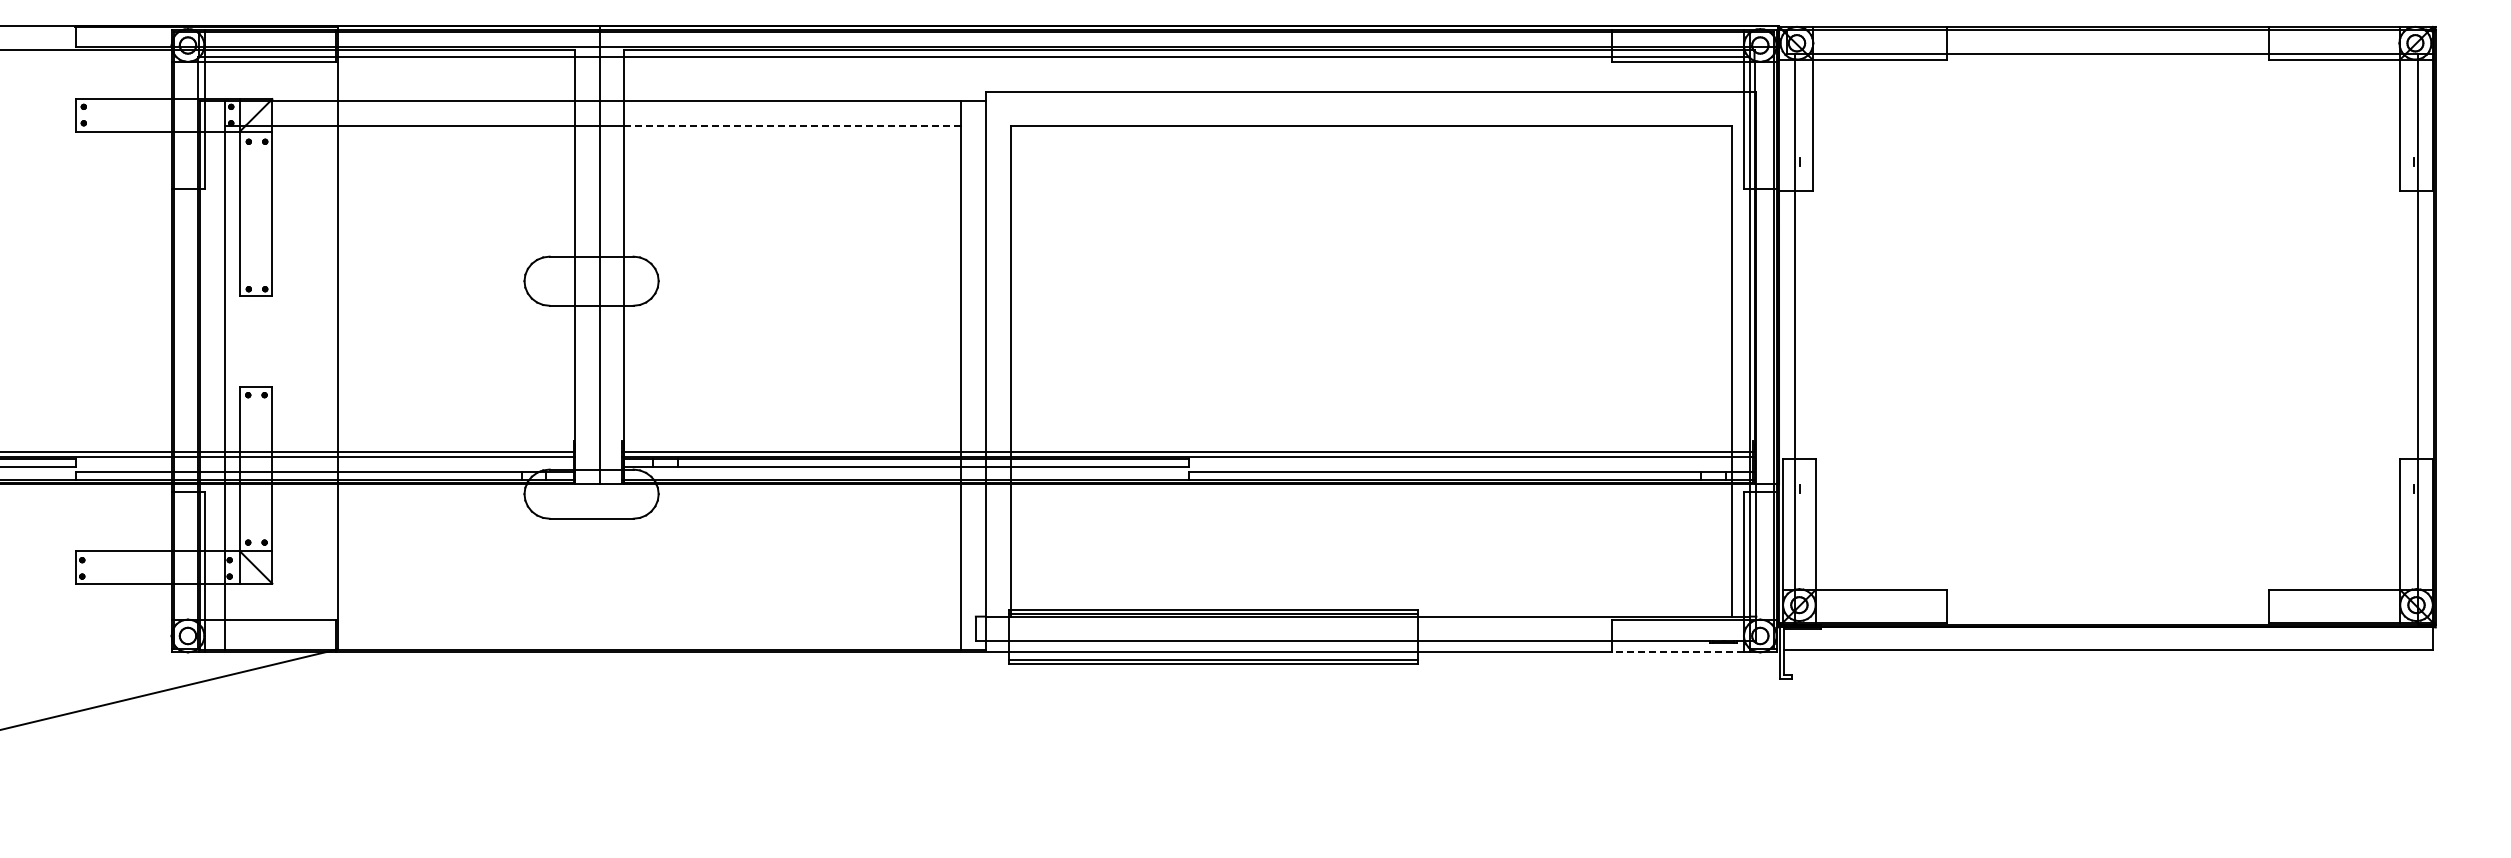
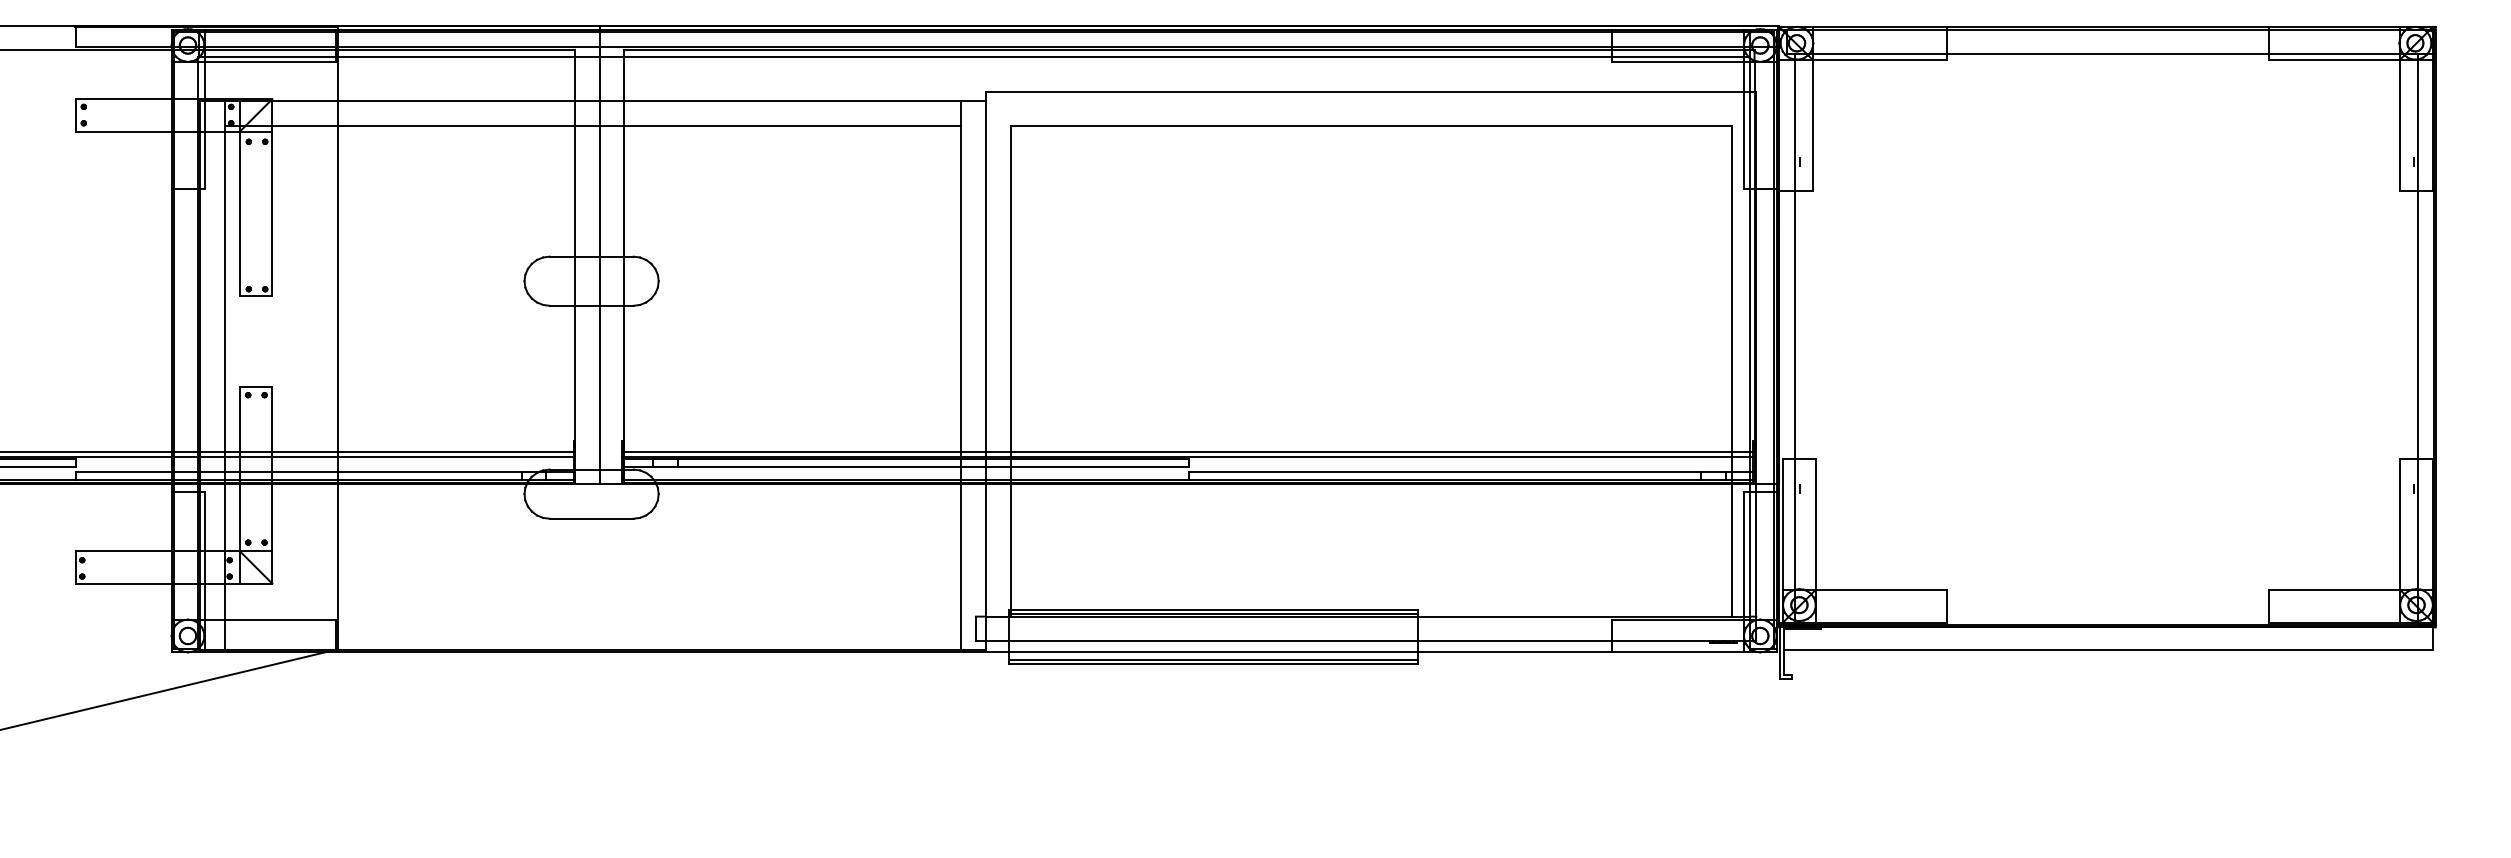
line: dashed -> solid (793, 125)
line: dashed -> solid (1677, 651)
